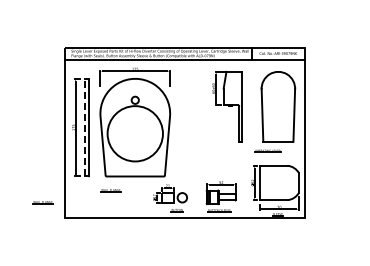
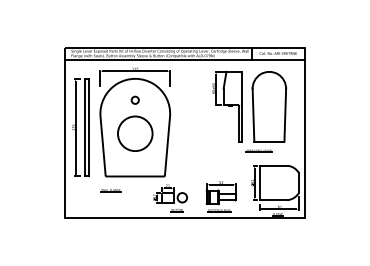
part position: (275, 111) -> (266, 111) (266, 111)
line: dashed -> solid (84, 127)
circle diameter: 55 px -> 35 px (134, 133)
line: present -> none (42, 202)
